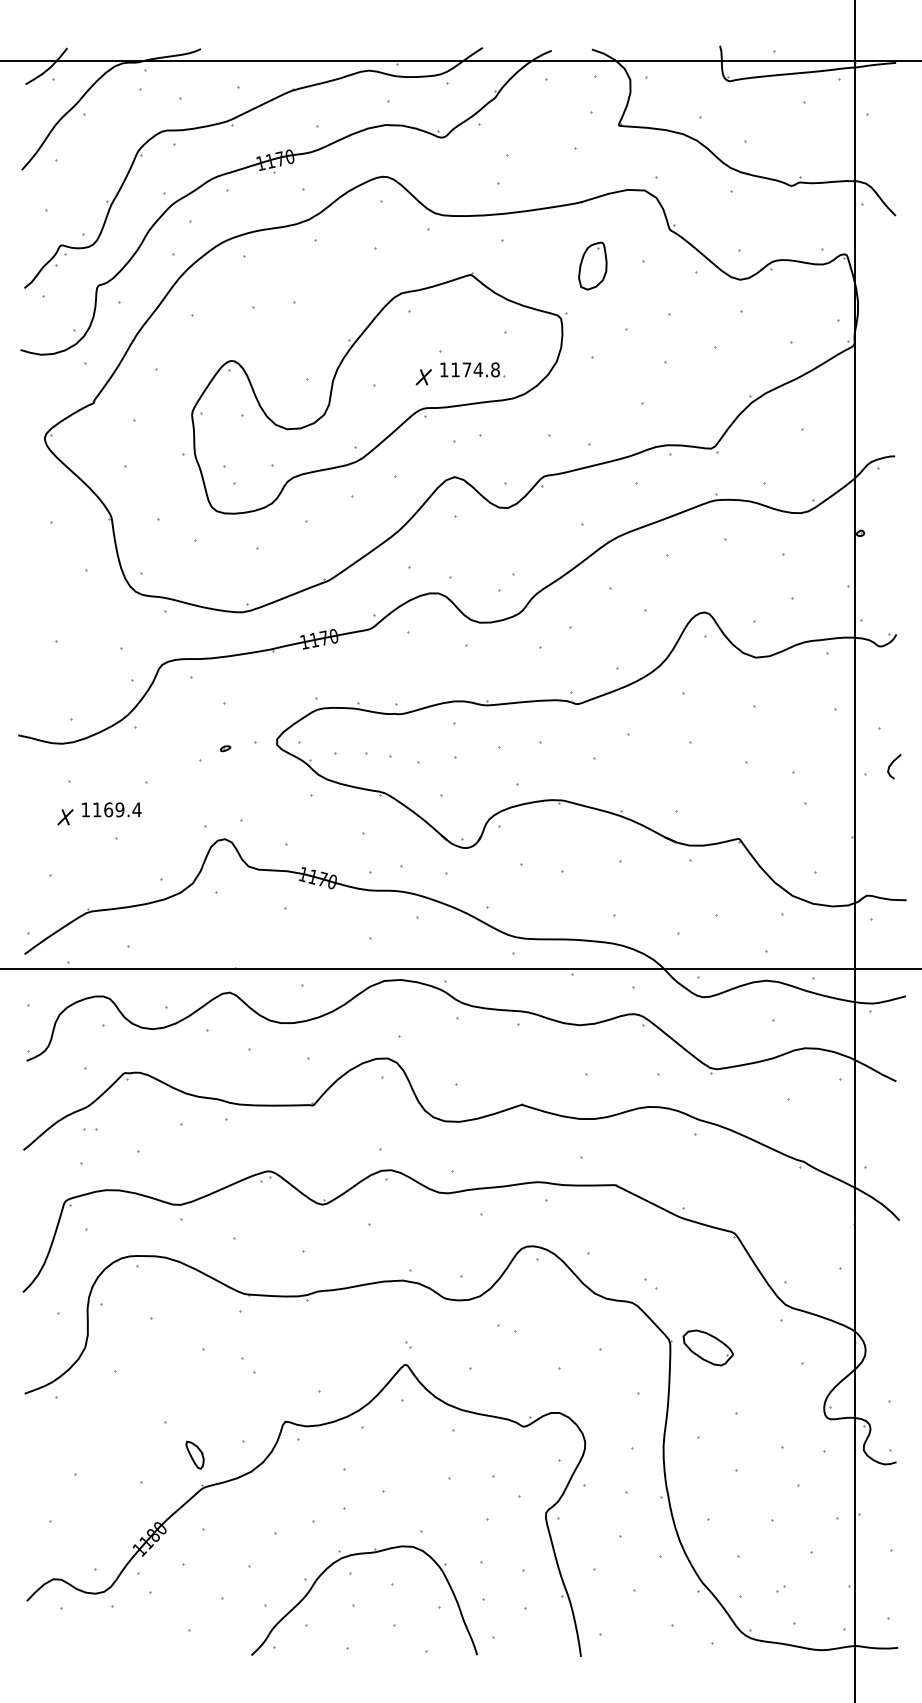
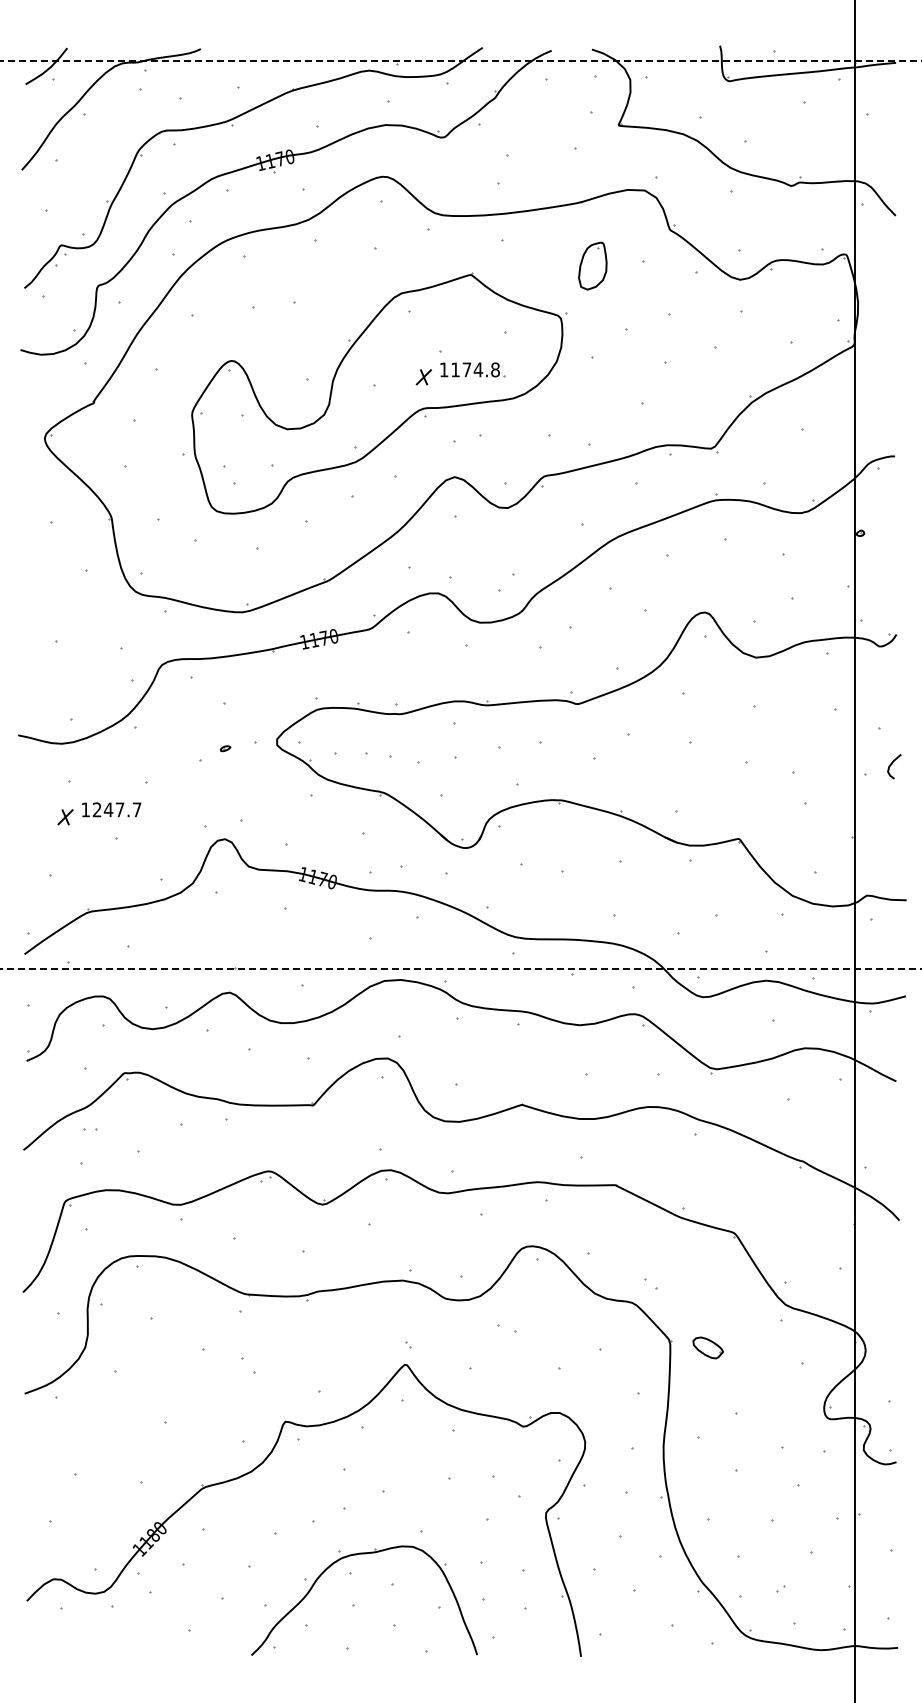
line: solid -> dashed (460, 60)
text: 1169.4 -> 1247.7 (116, 809)
line: solid -> dashed (461, 968)
part size: 52x38 px -> 32x24 px (707, 1347)
part: present -> none (194, 1454)
